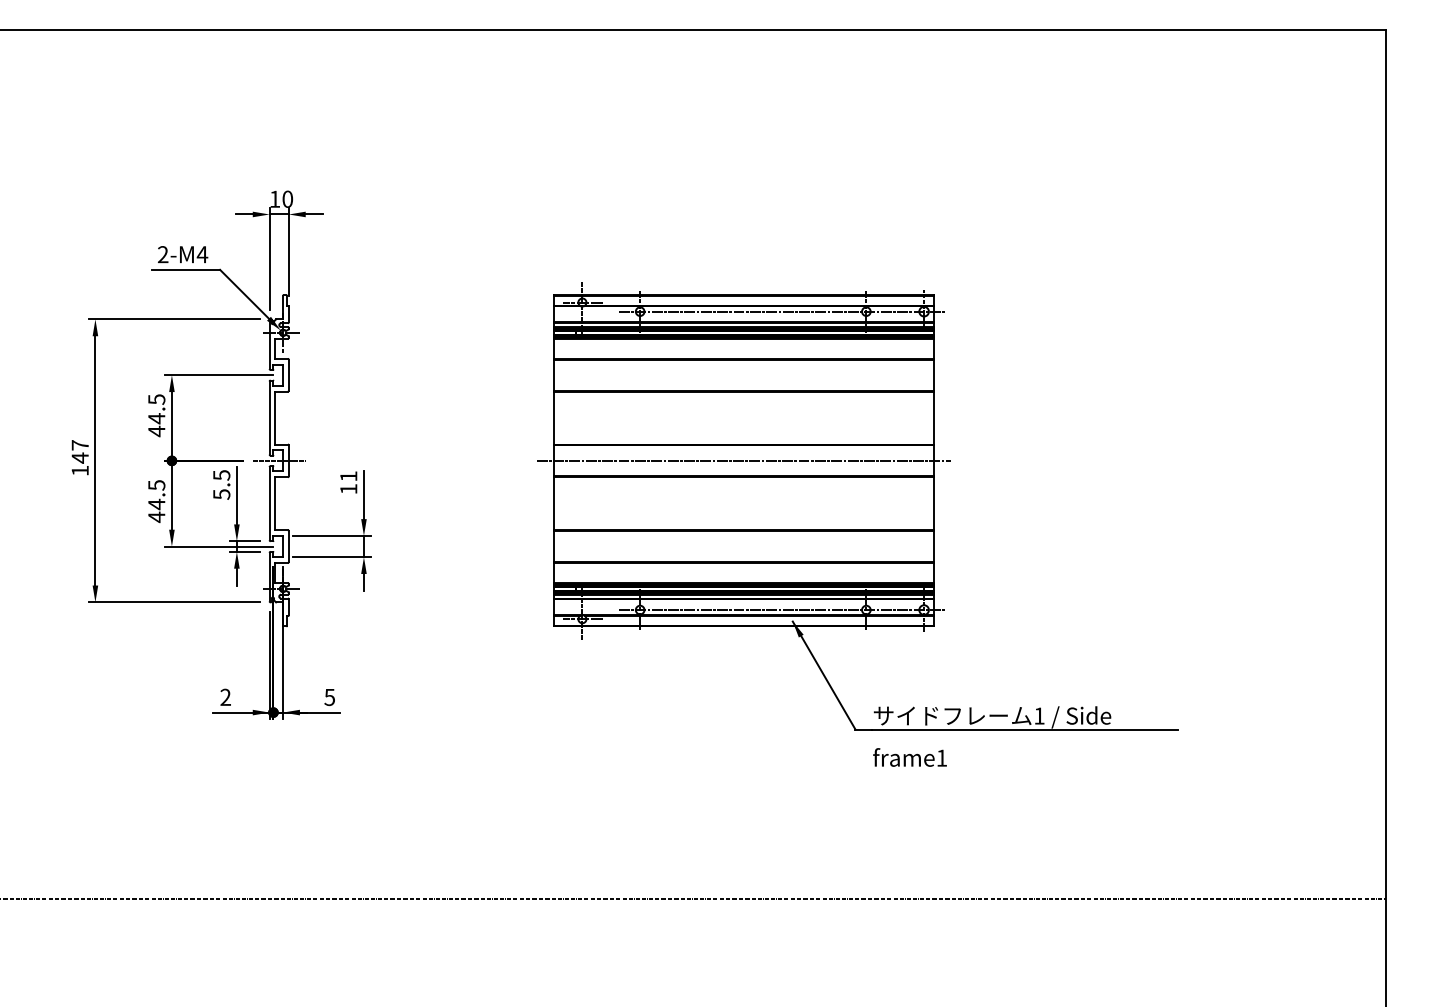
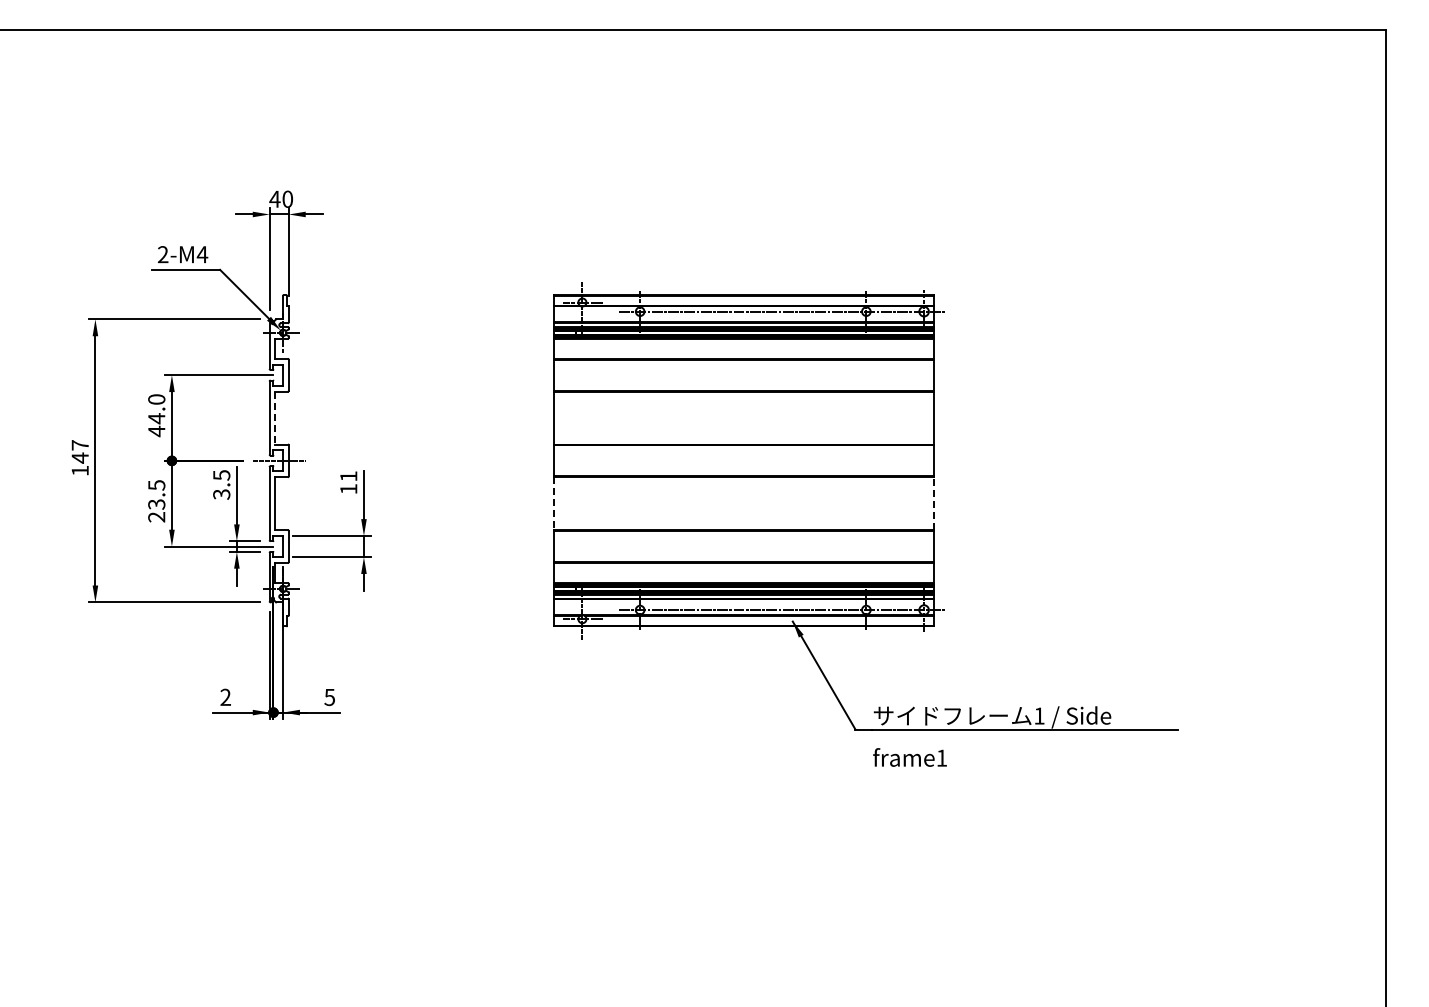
text: 10 -> 40 (274, 198)
text: 44.5 -> 44.0 (156, 399)
line: solid -> dashed (275, 418)
line: present -> none (743, 460)
text: 5.5 -> 3.5 (221, 494)
line: solid -> dashed (933, 503)
line: solid -> dashed (553, 504)
text: 44.5 -> 23.5 (156, 510)
line: present -> none (694, 898)
